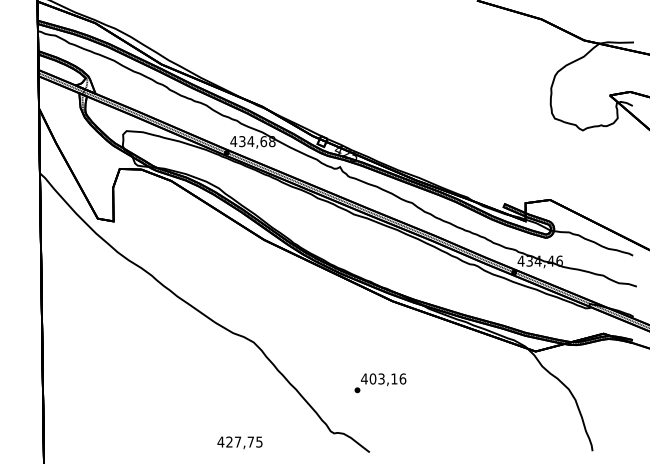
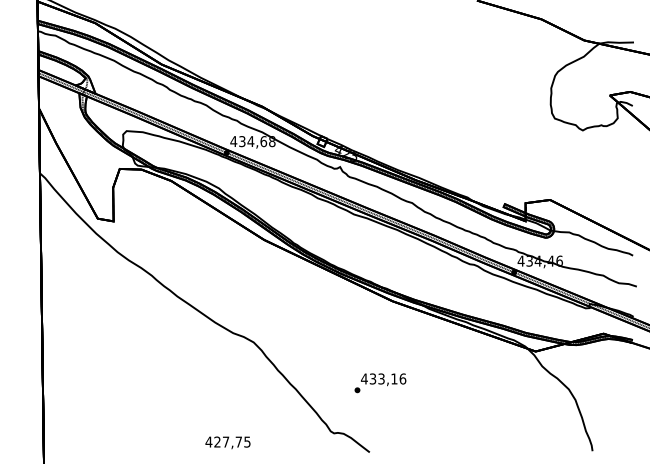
text: 403,16 -> 433,16 (372, 378)
text position: (239, 442) -> (227, 442) (227, 442)
